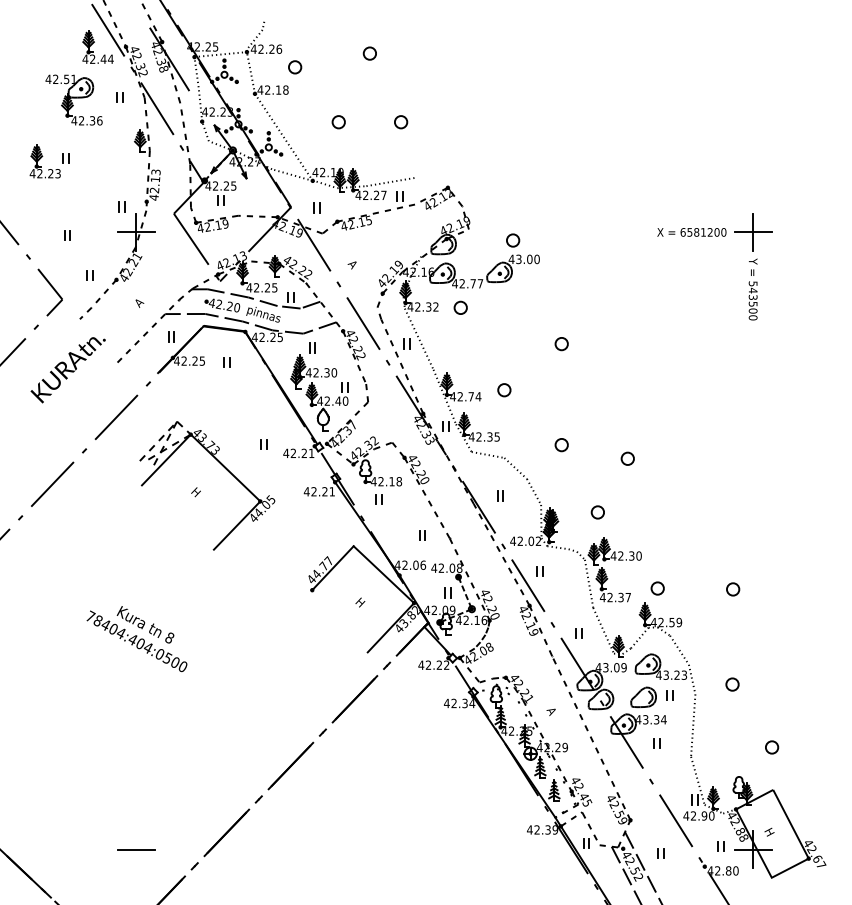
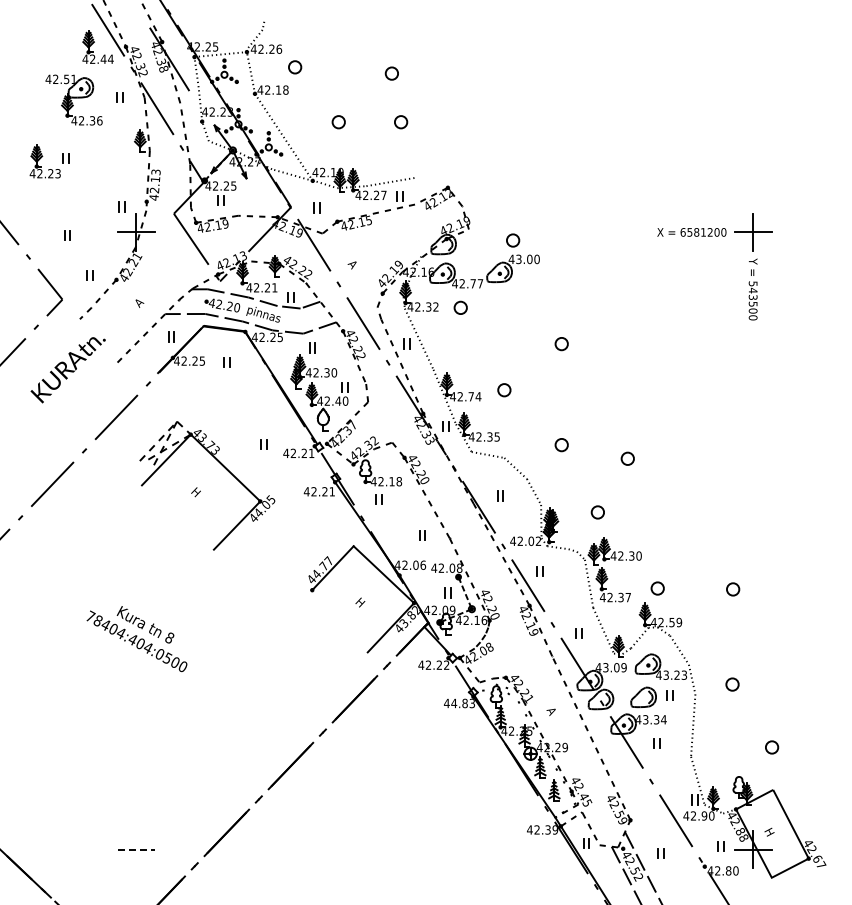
circle position: (369, 53) -> (391, 73) (391, 73)
text: 42.25 -> 42.21 (274, 287)
text: 42.34 -> 44.83 (463, 703)
line: solid -> dashed (136, 849)
